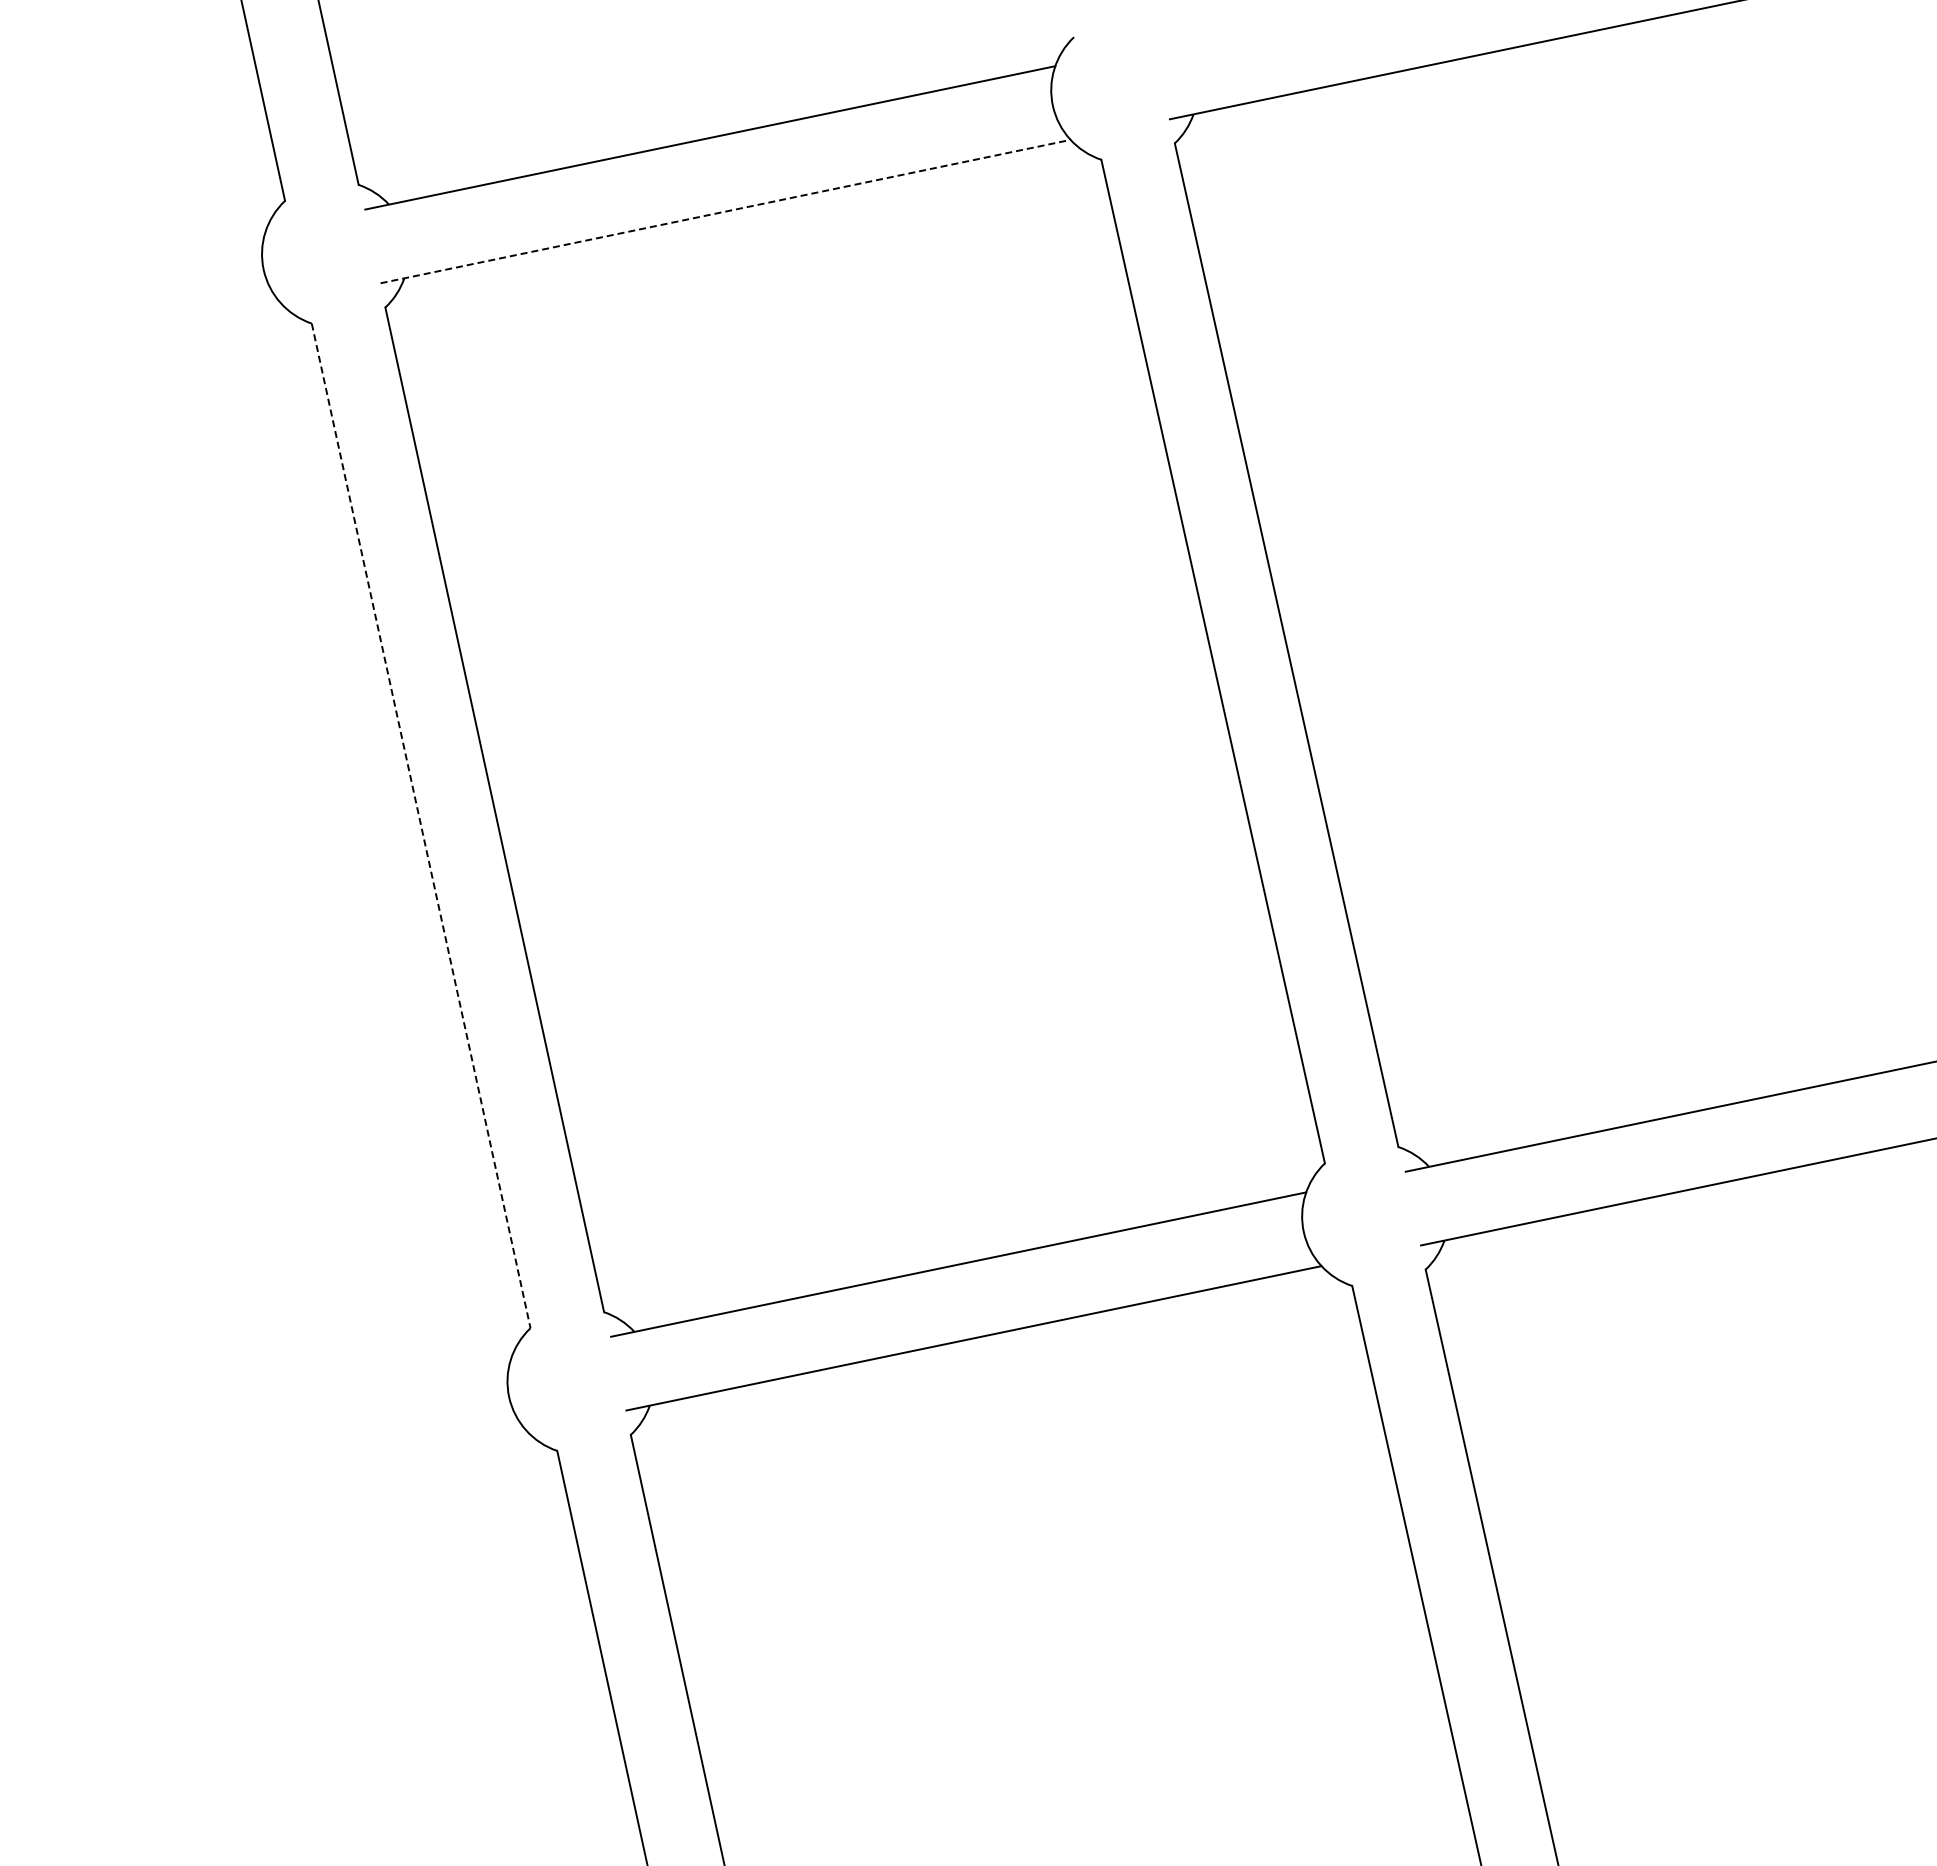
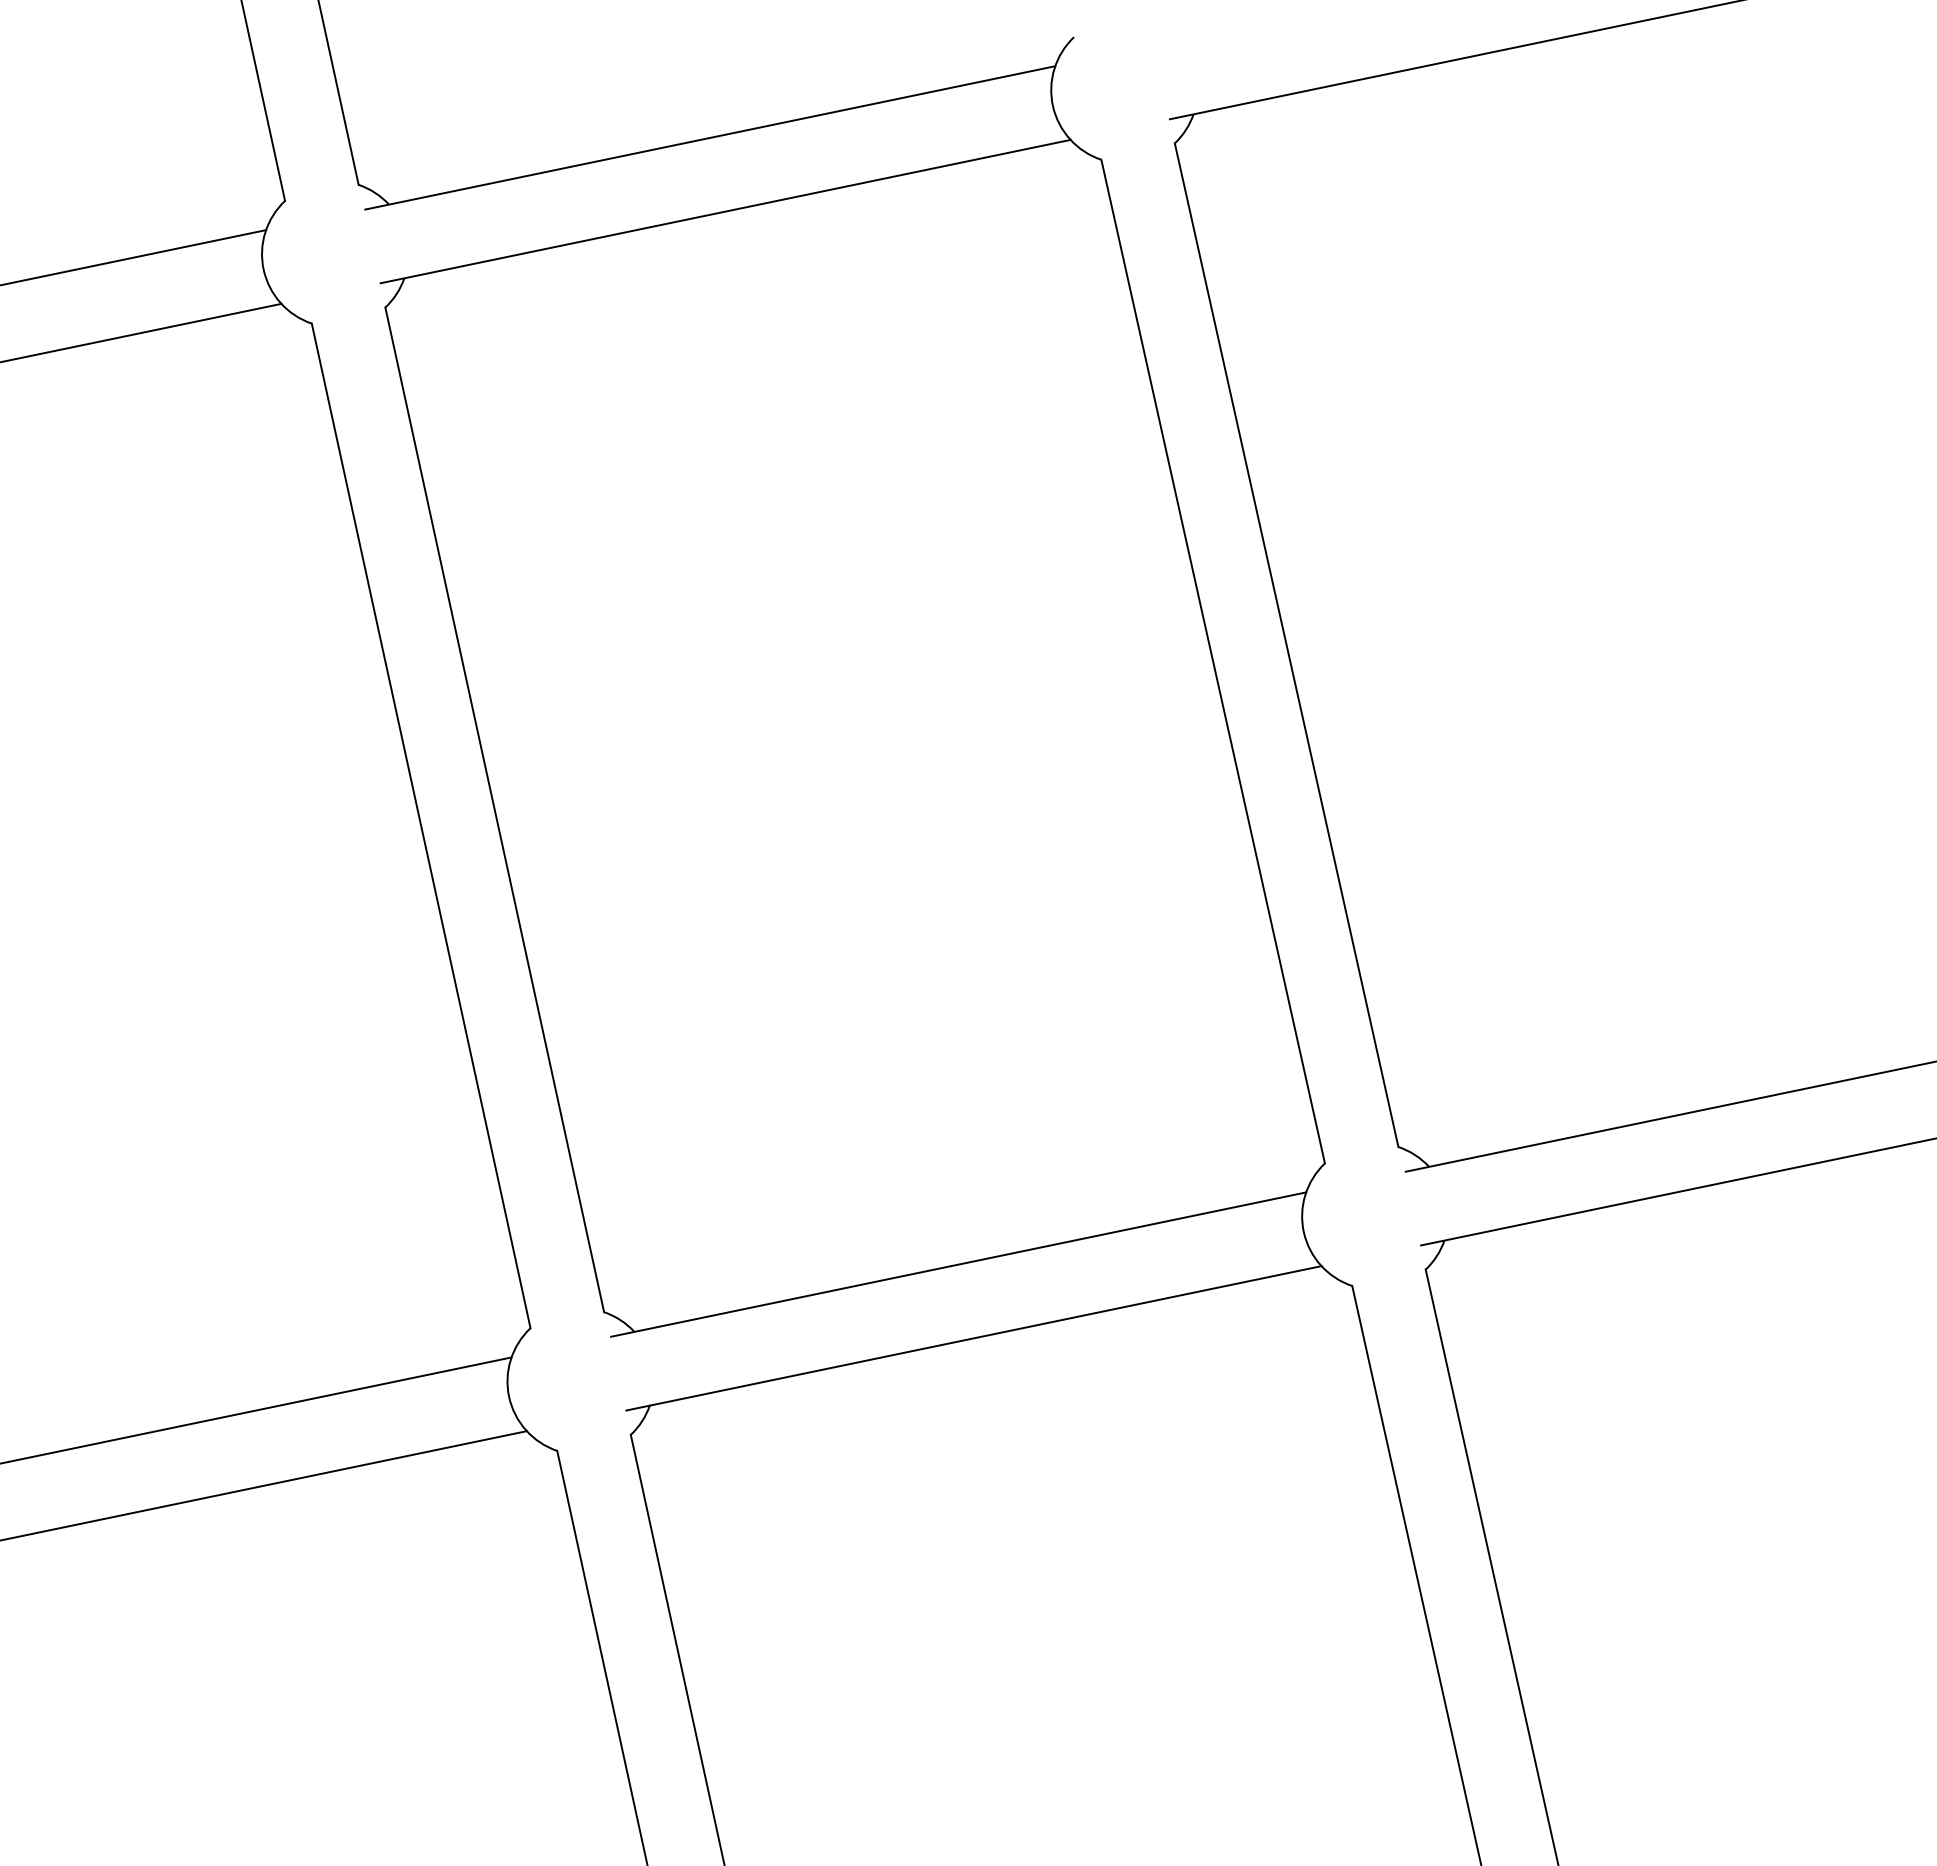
line: dashed -> solid (726, 211)
line: none -> present (134, 257)
line: none -> present (141, 332)
line: dashed -> solid (421, 826)
line: none -> present (256, 1410)
line: none -> present (264, 1485)
